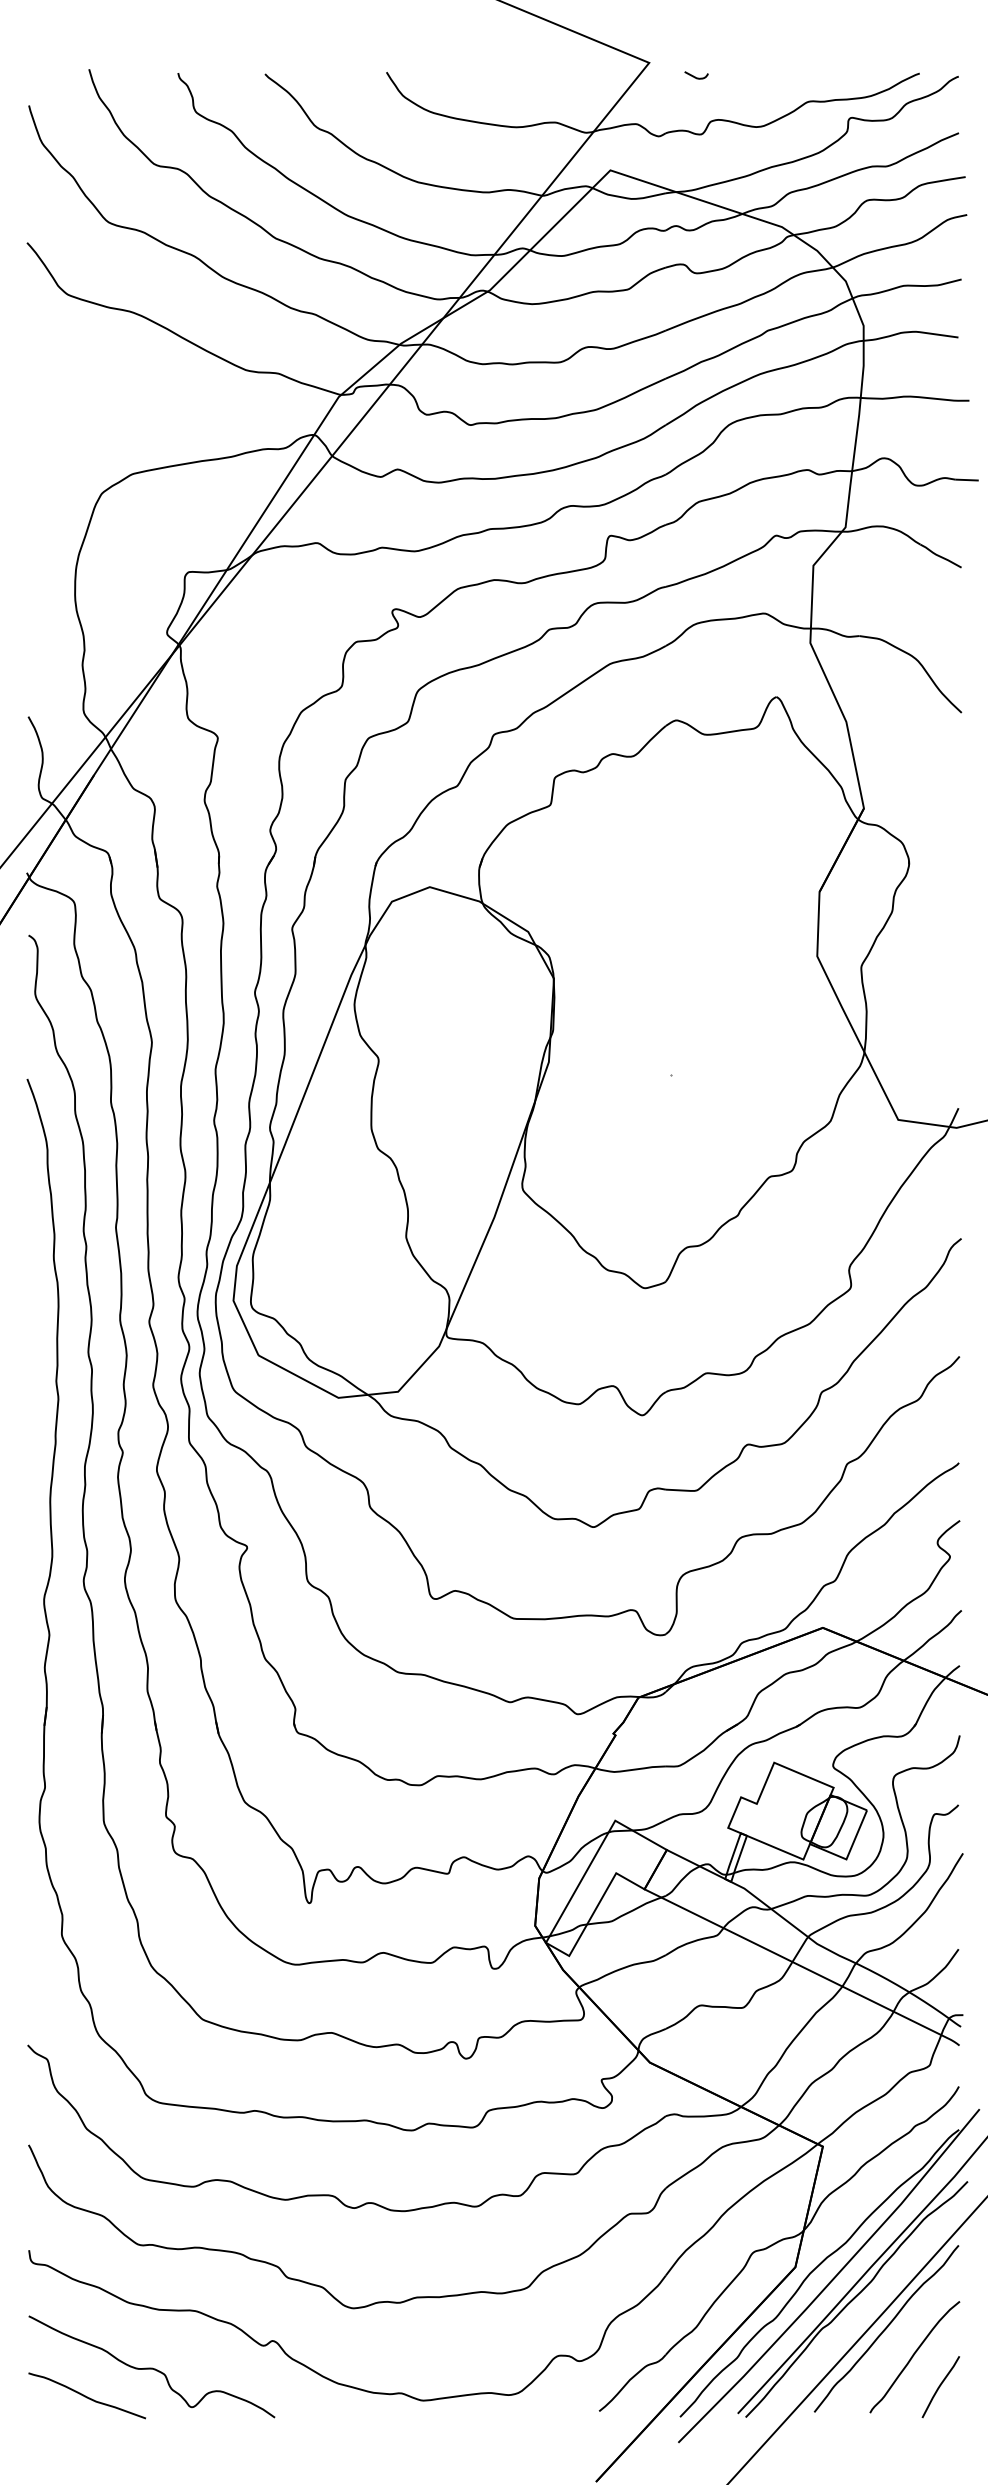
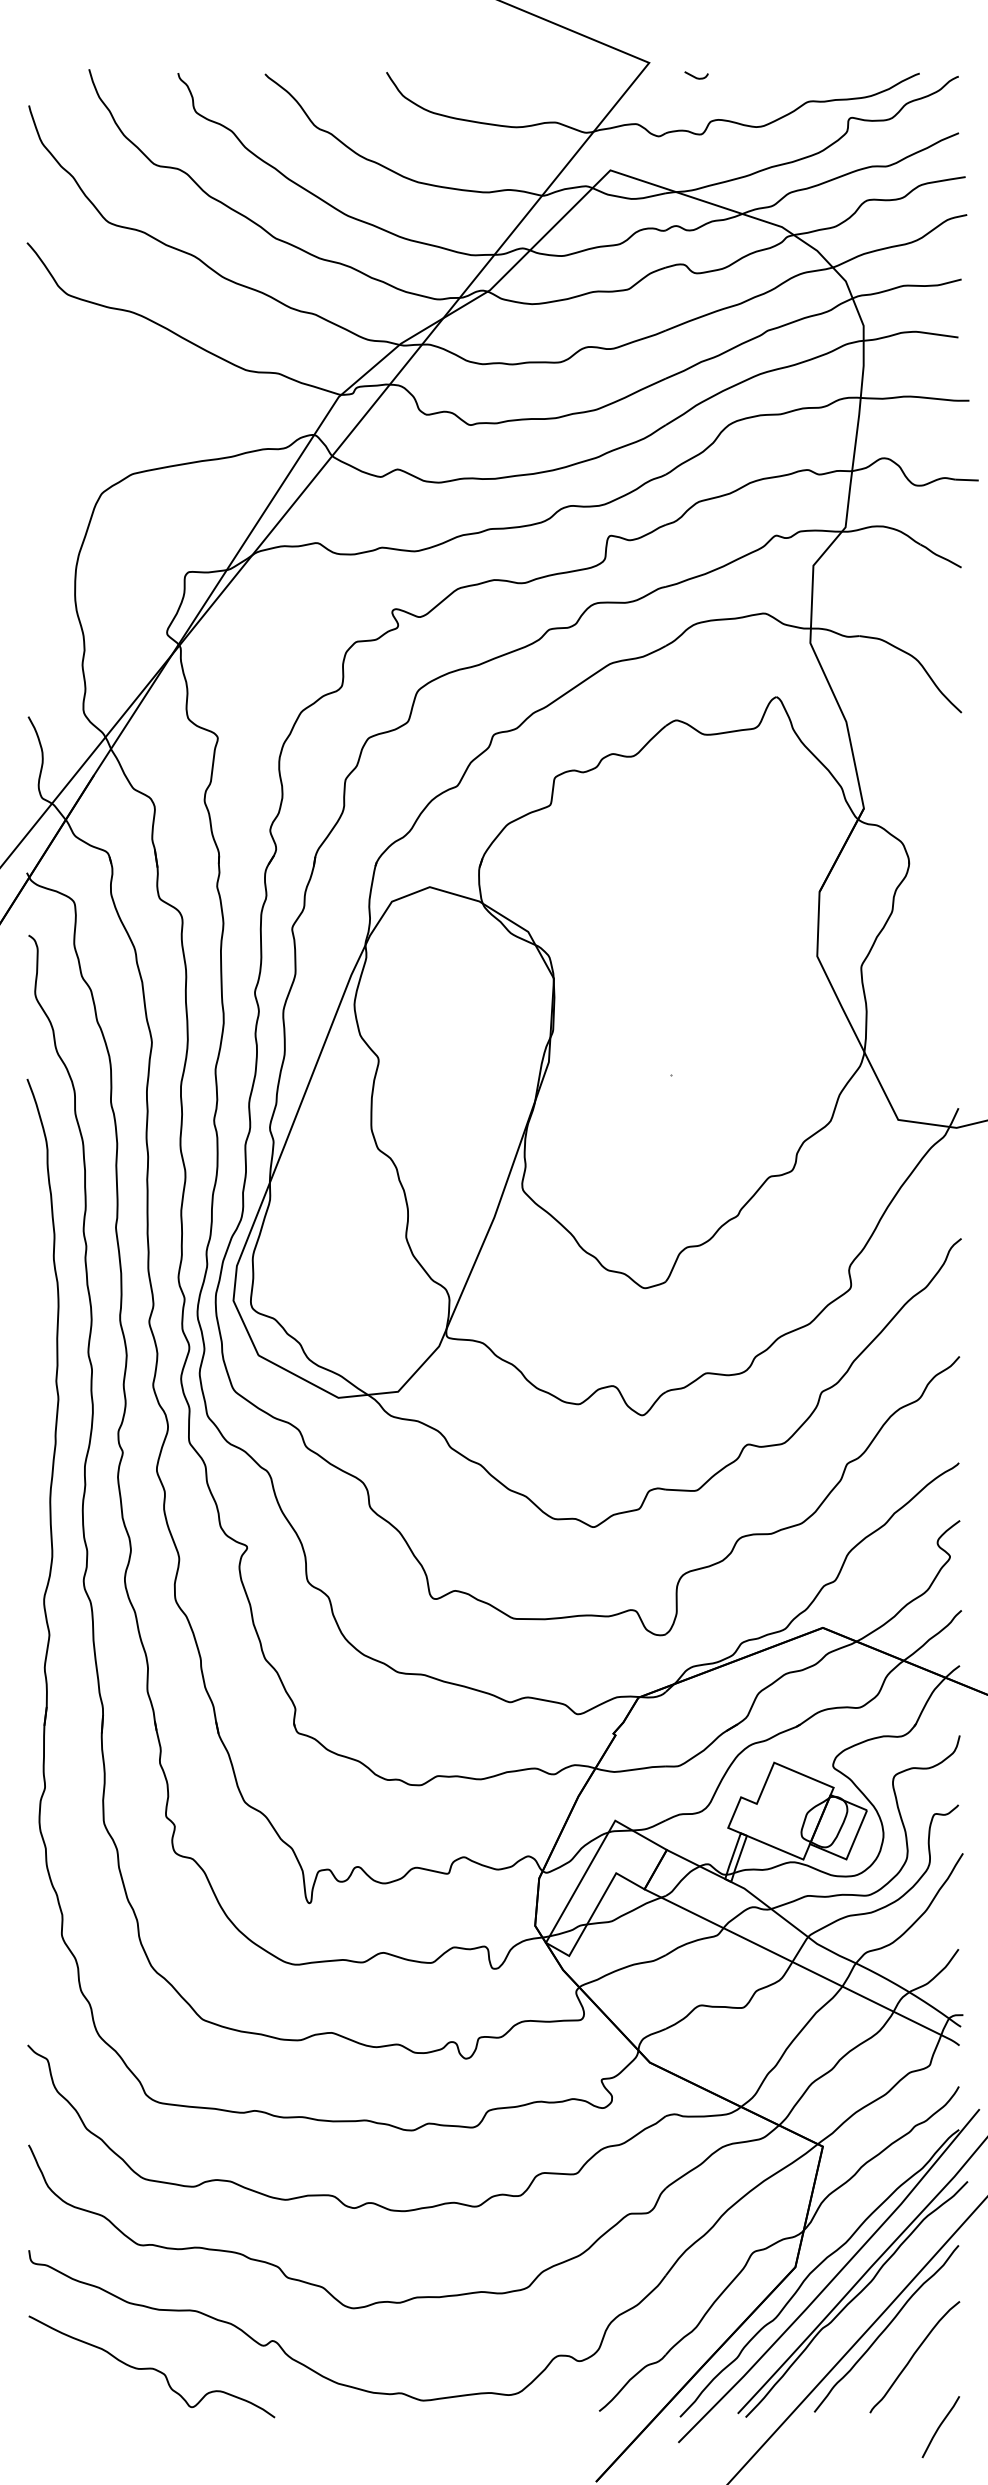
curve position: (940, 2386) -> (940, 2426) (940, 2426)
curve: present -> none (87, 2396)
